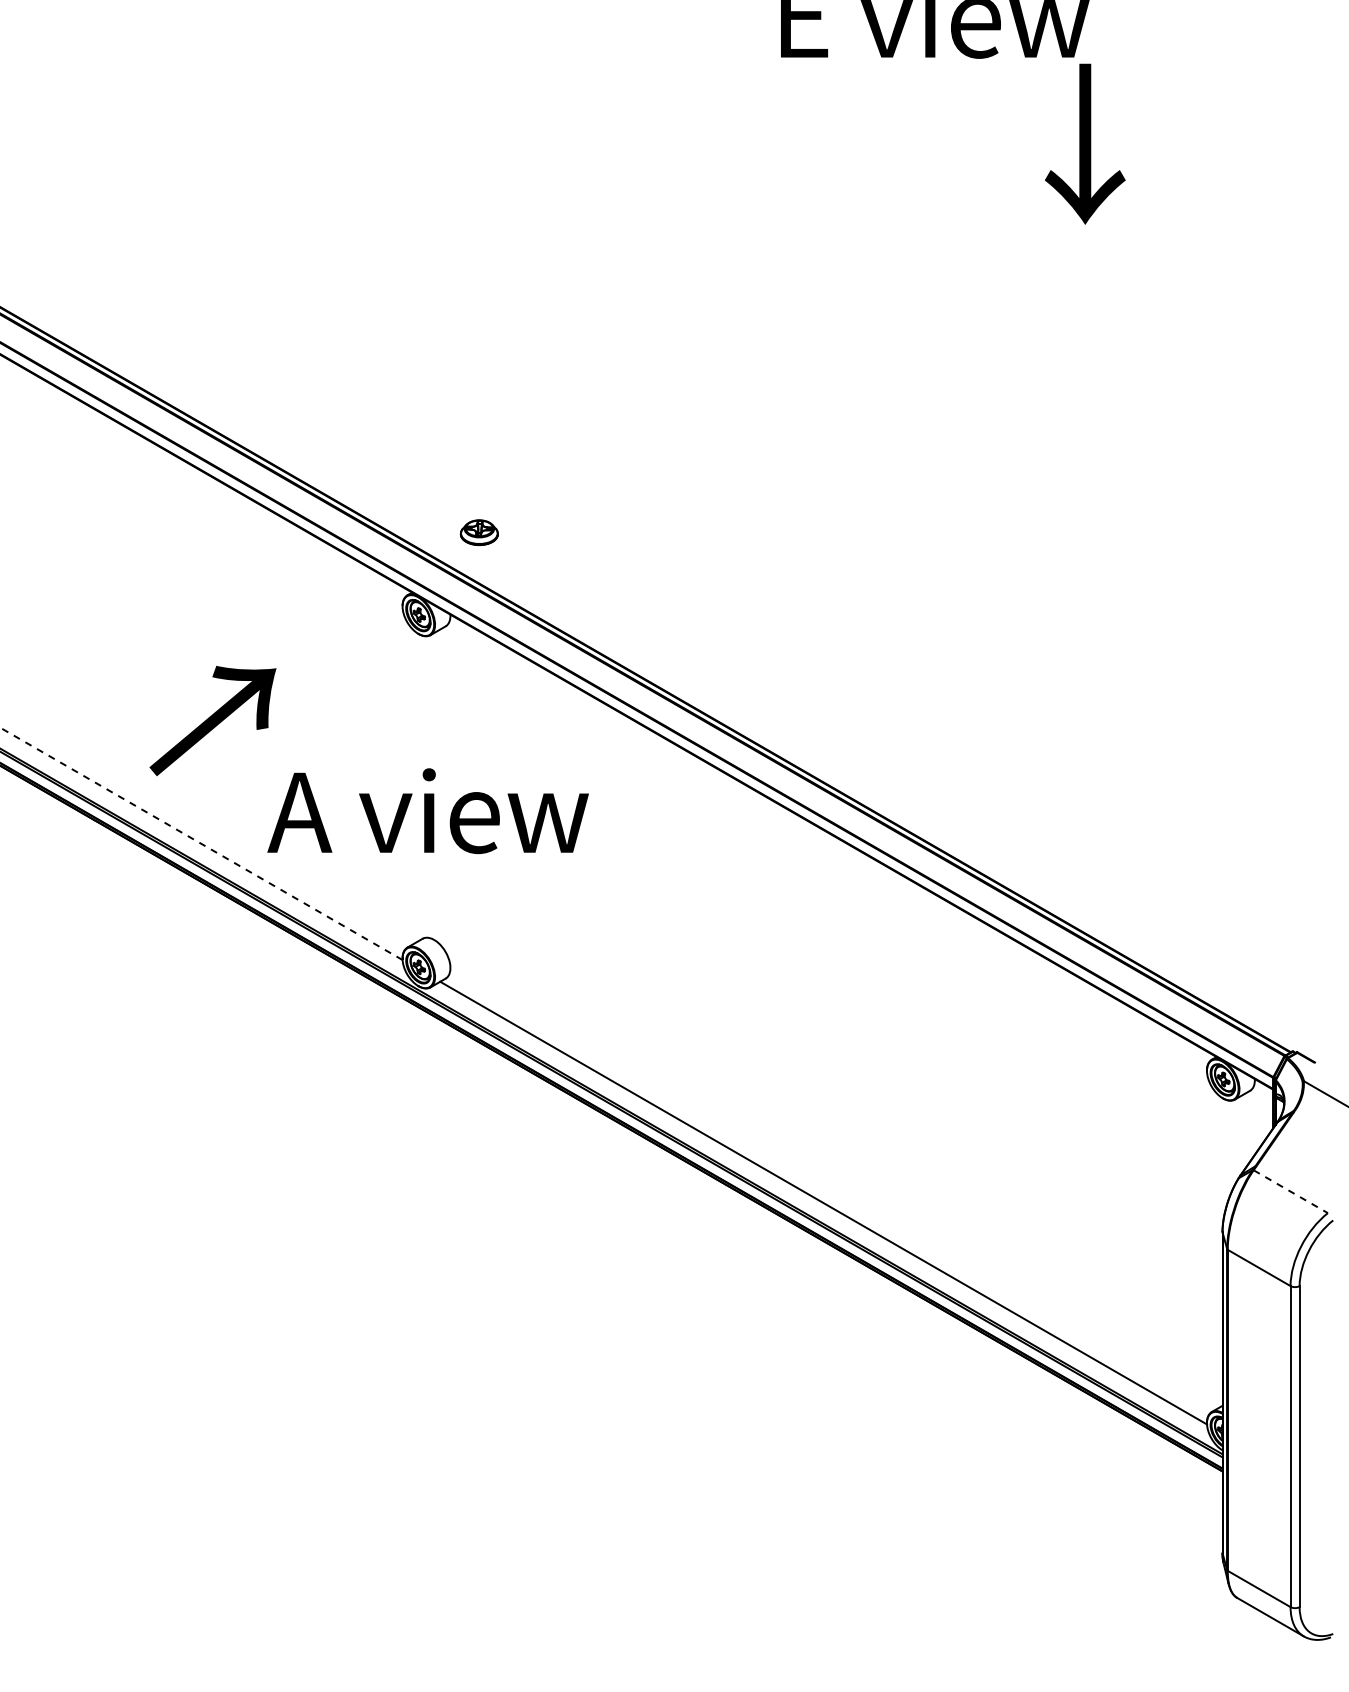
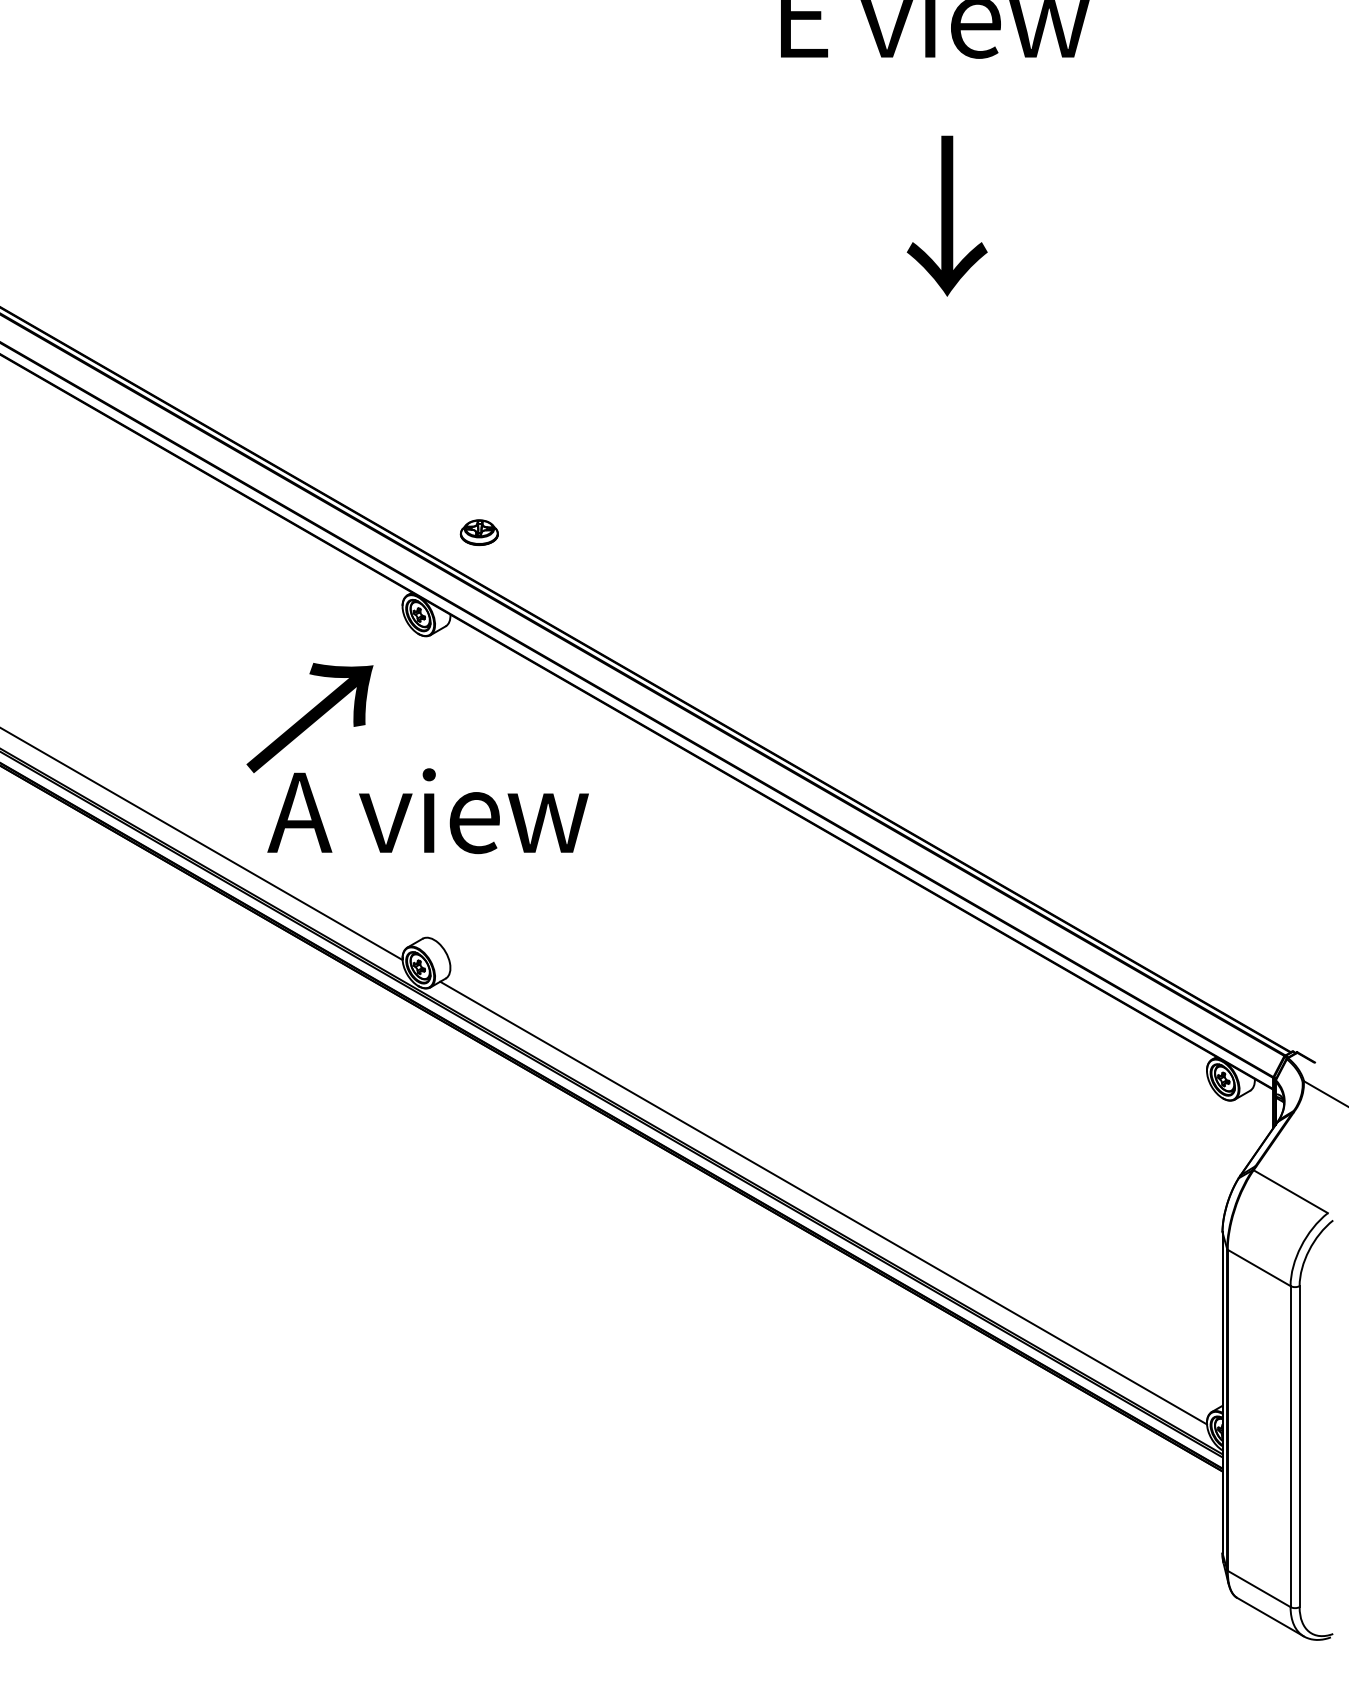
text position: (1084, 143) -> (946, 215) (946, 215)
text position: (212, 720) -> (309, 717) (309, 717)
line: dashed -> solid (200, 843)
line: dashed -> solid (1290, 1191)
